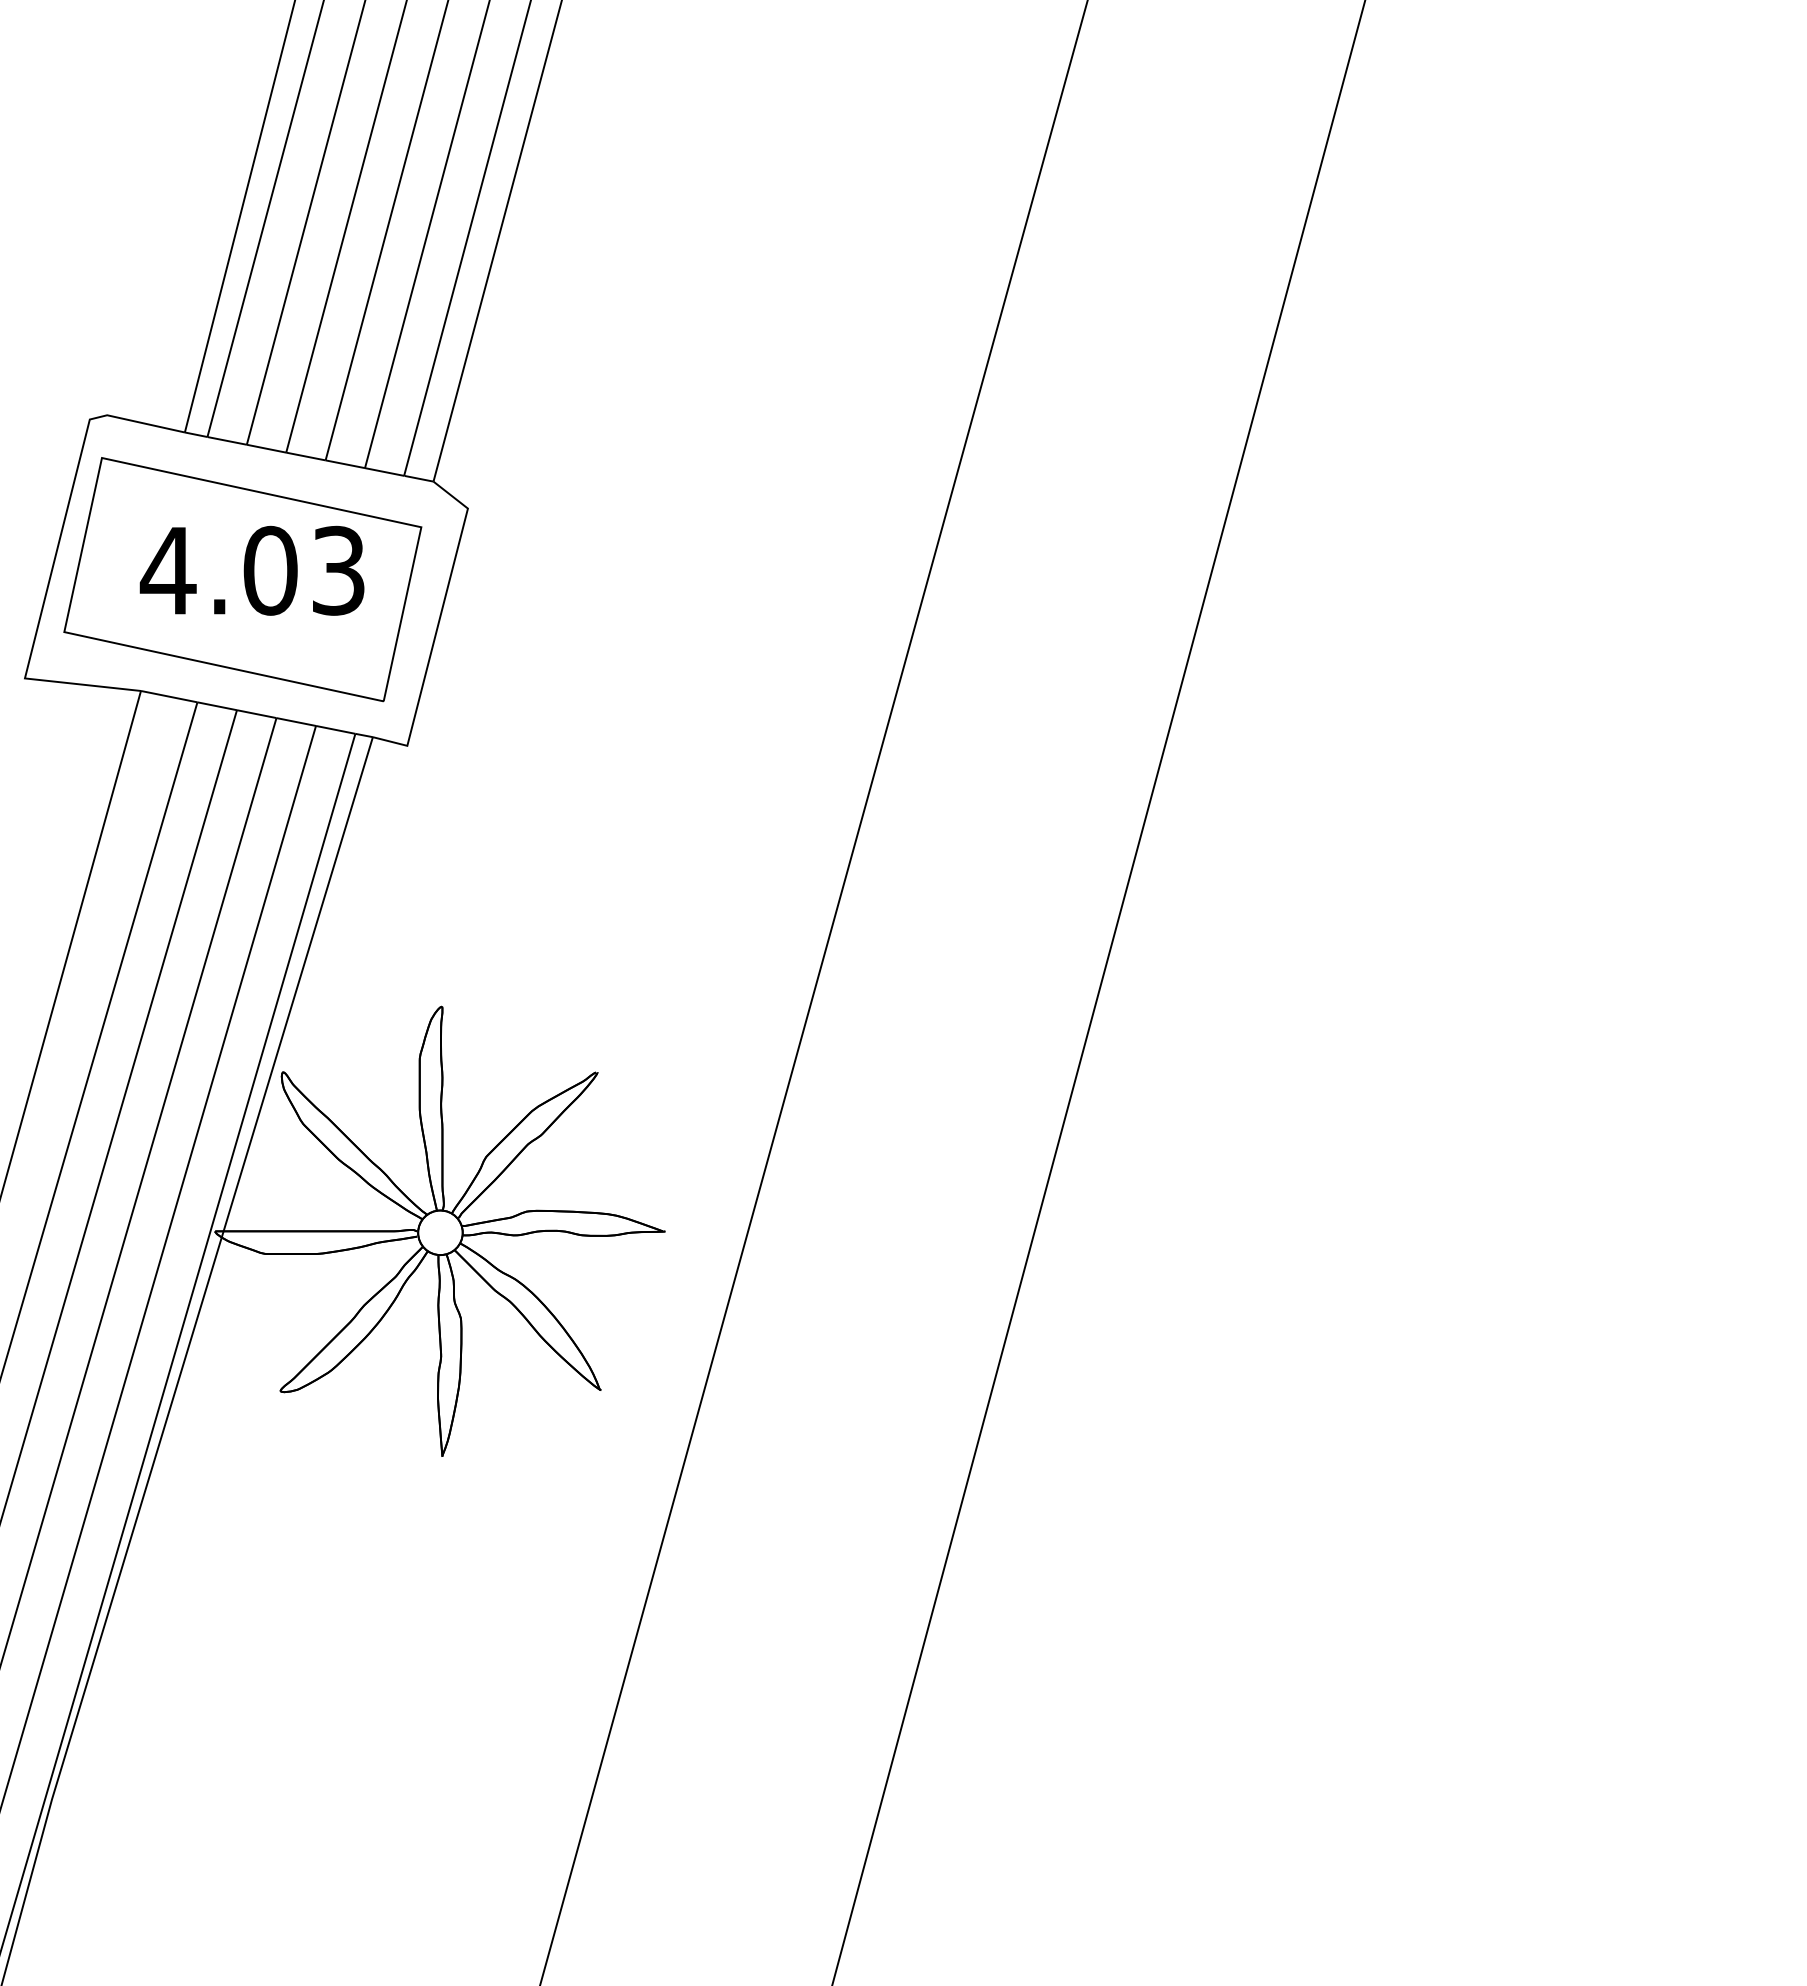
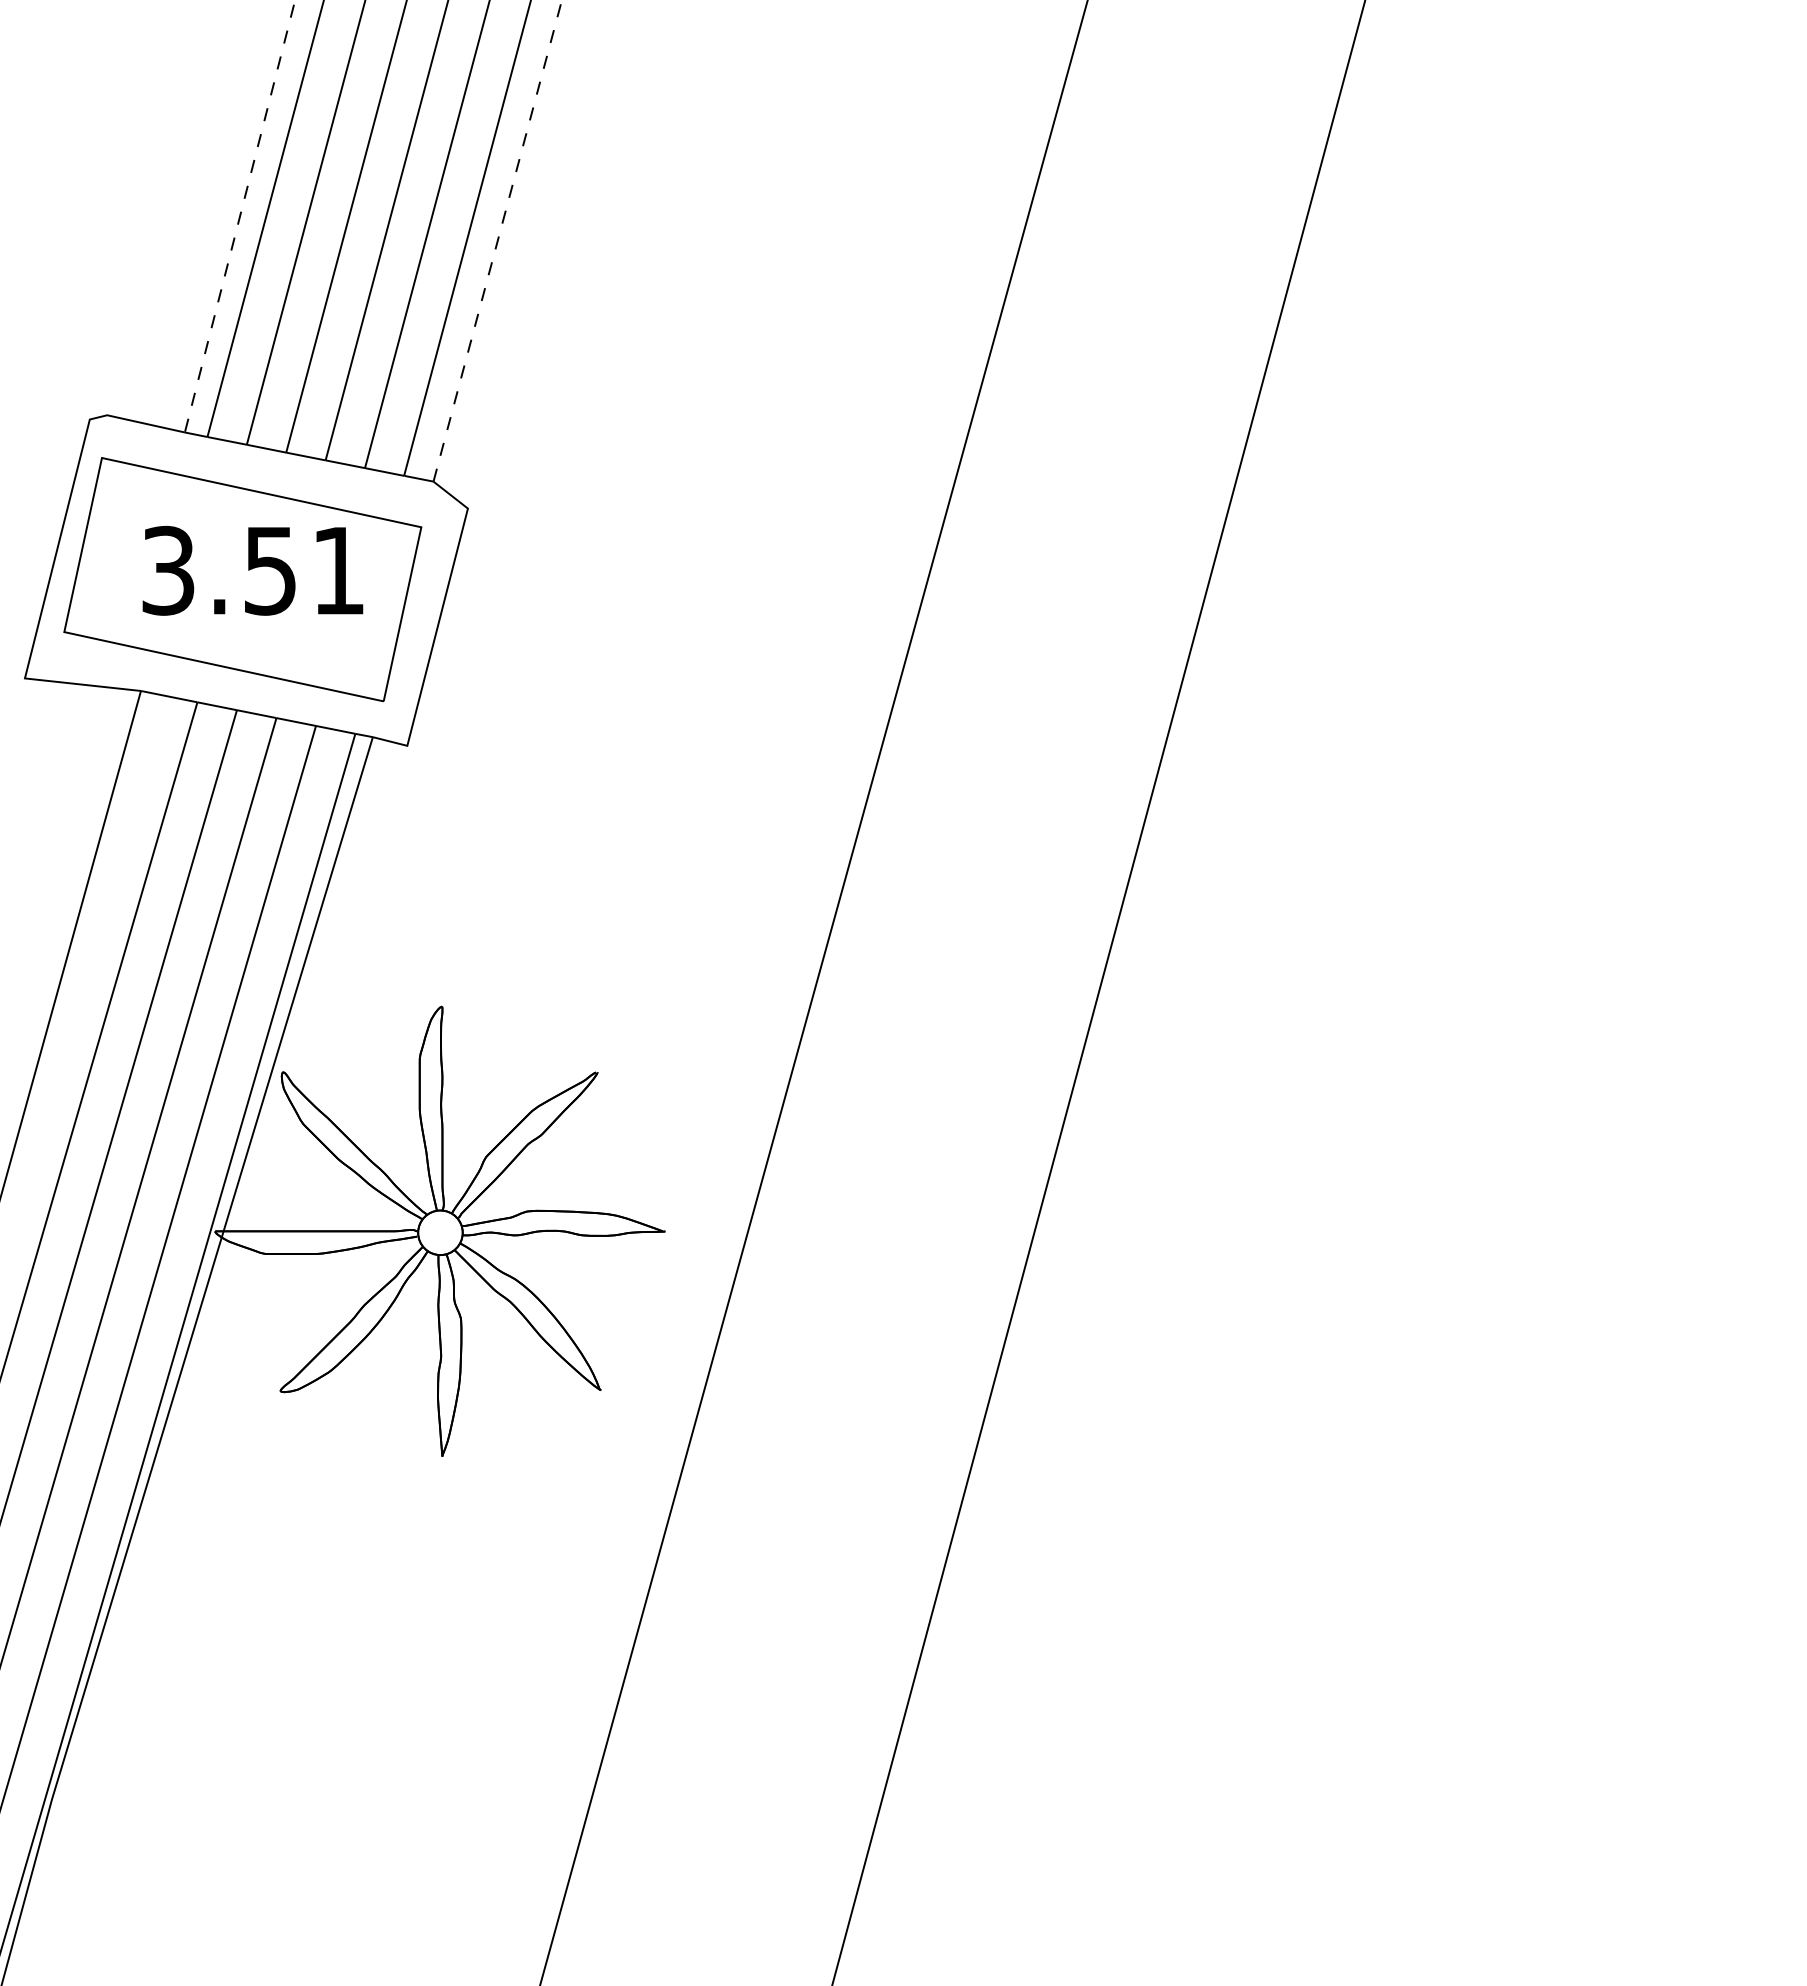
line: solid -> dashed (240, 216)
line: solid -> dashed (497, 241)
text: 4.03 -> 3.51 (251, 570)
